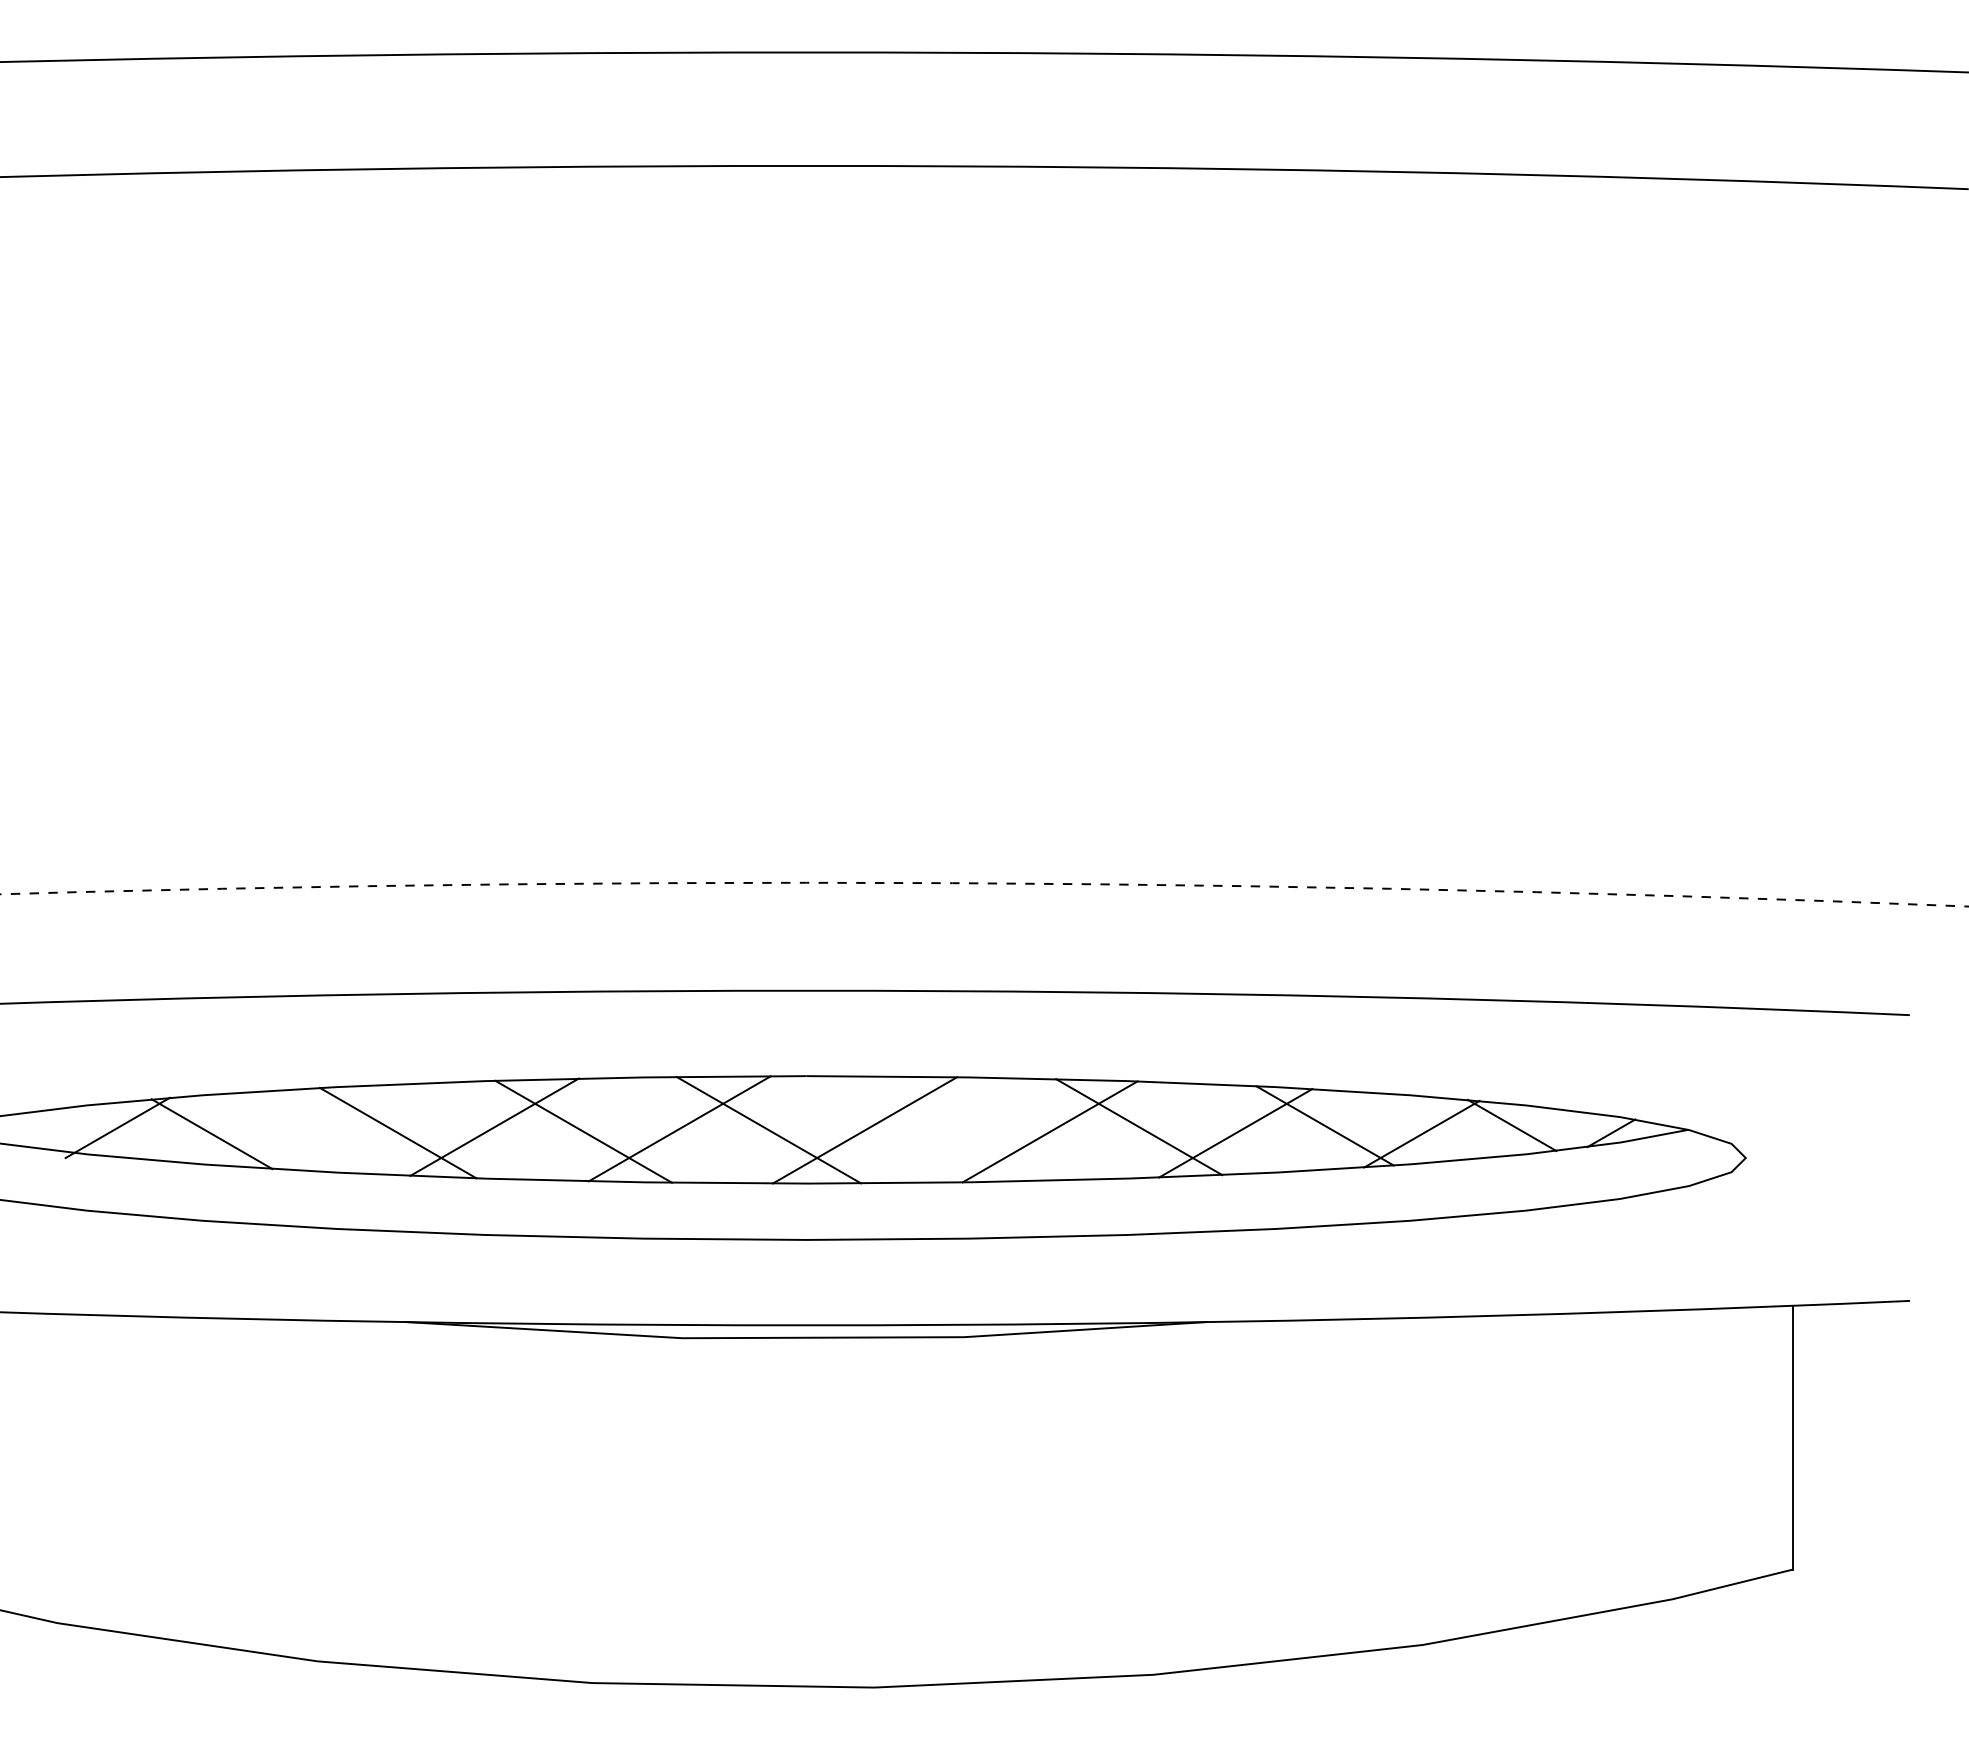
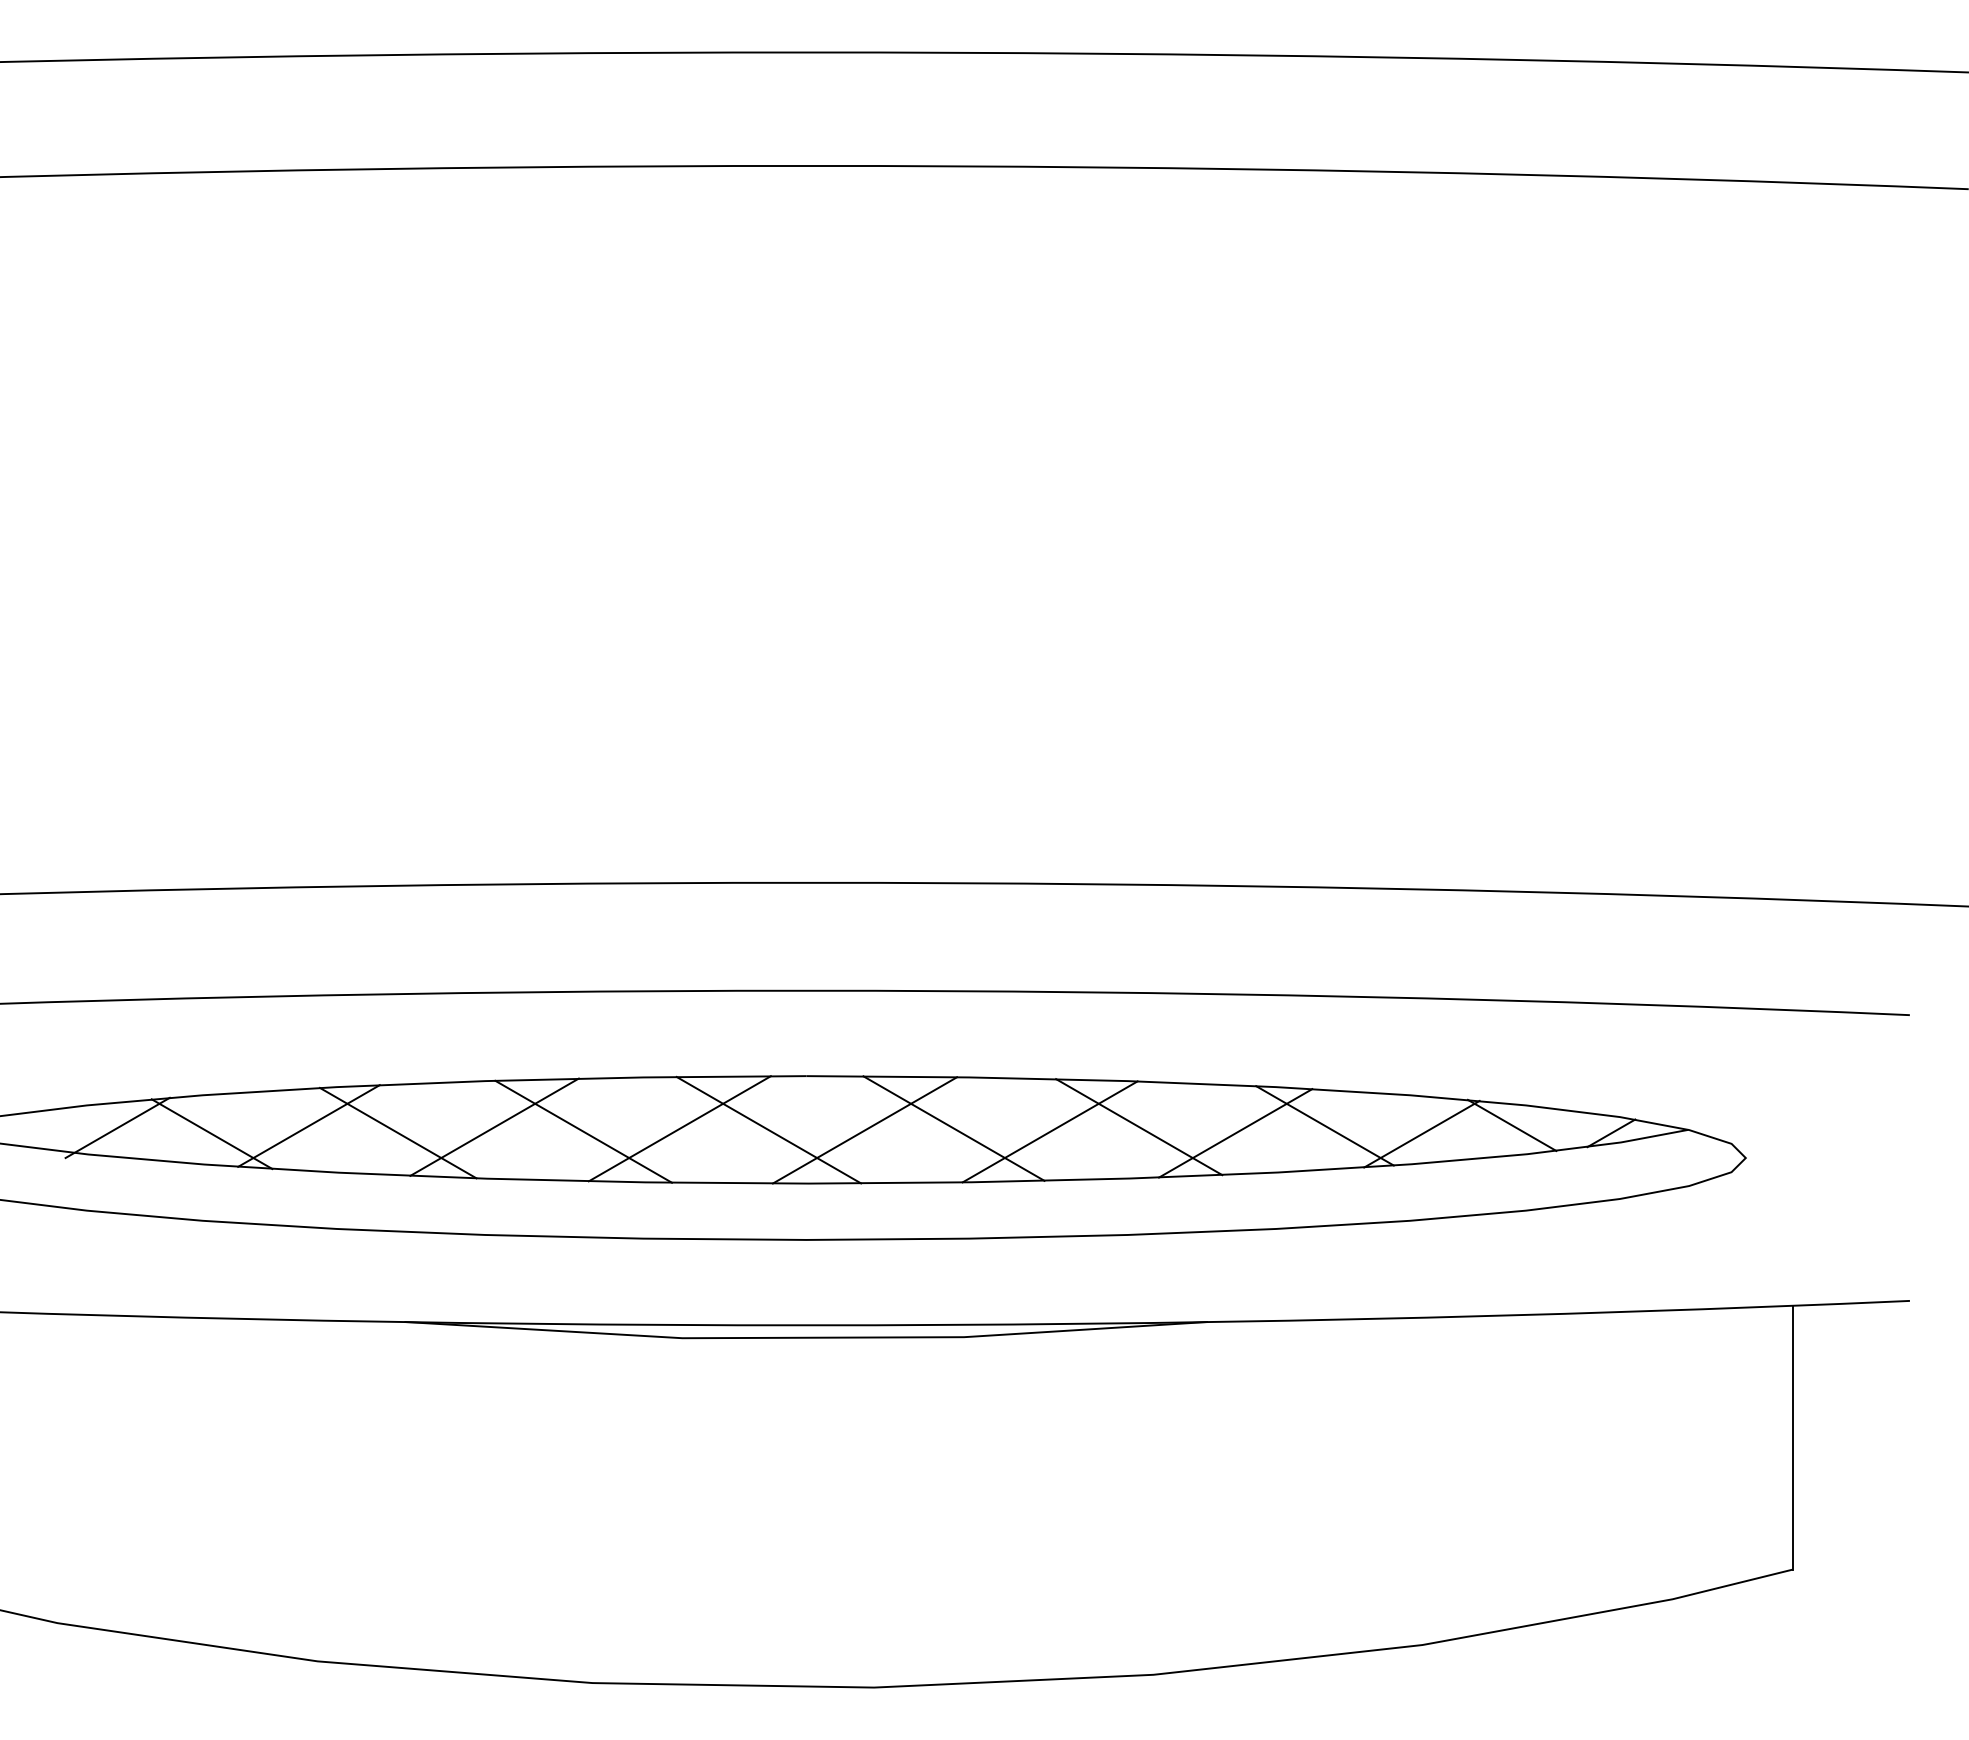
arc: dashed -> solid (984, 883)
line: none -> present (308, 1125)
line: none -> present (953, 1128)
